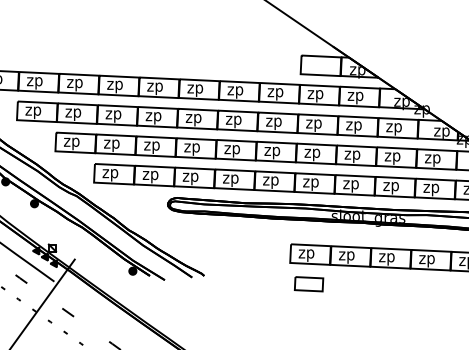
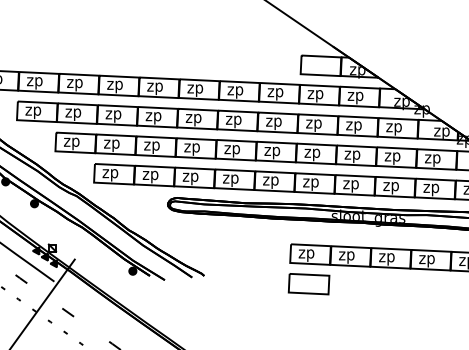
part size: 32x17 px -> 44x23 px (308, 284)
